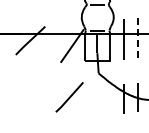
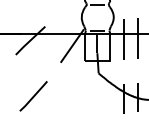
line: dashed -> solid (138, 39)
line position: (69, 97) -> (33, 96) (33, 96)
